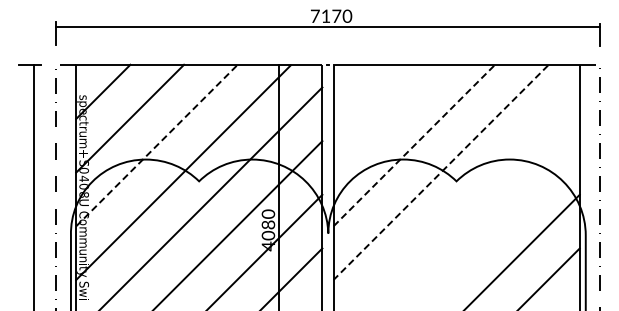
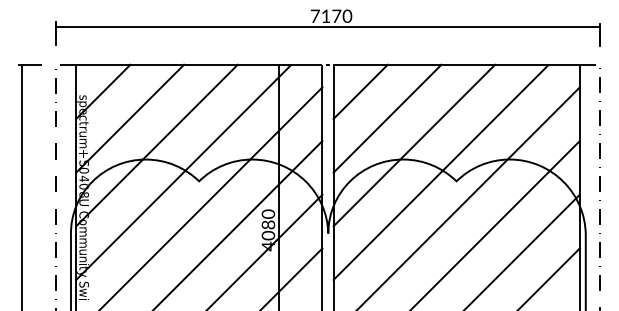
line: none -> present (360, 91)
line: none -> present (387, 118)
line: dashed -> solid (157, 145)
line: dashed -> solid (414, 145)
line: dashed -> solid (440, 172)
line position: (34, 185) -> (22, 185) (22, 185)
line: none -> present (469, 197)
line: none -> present (496, 224)
